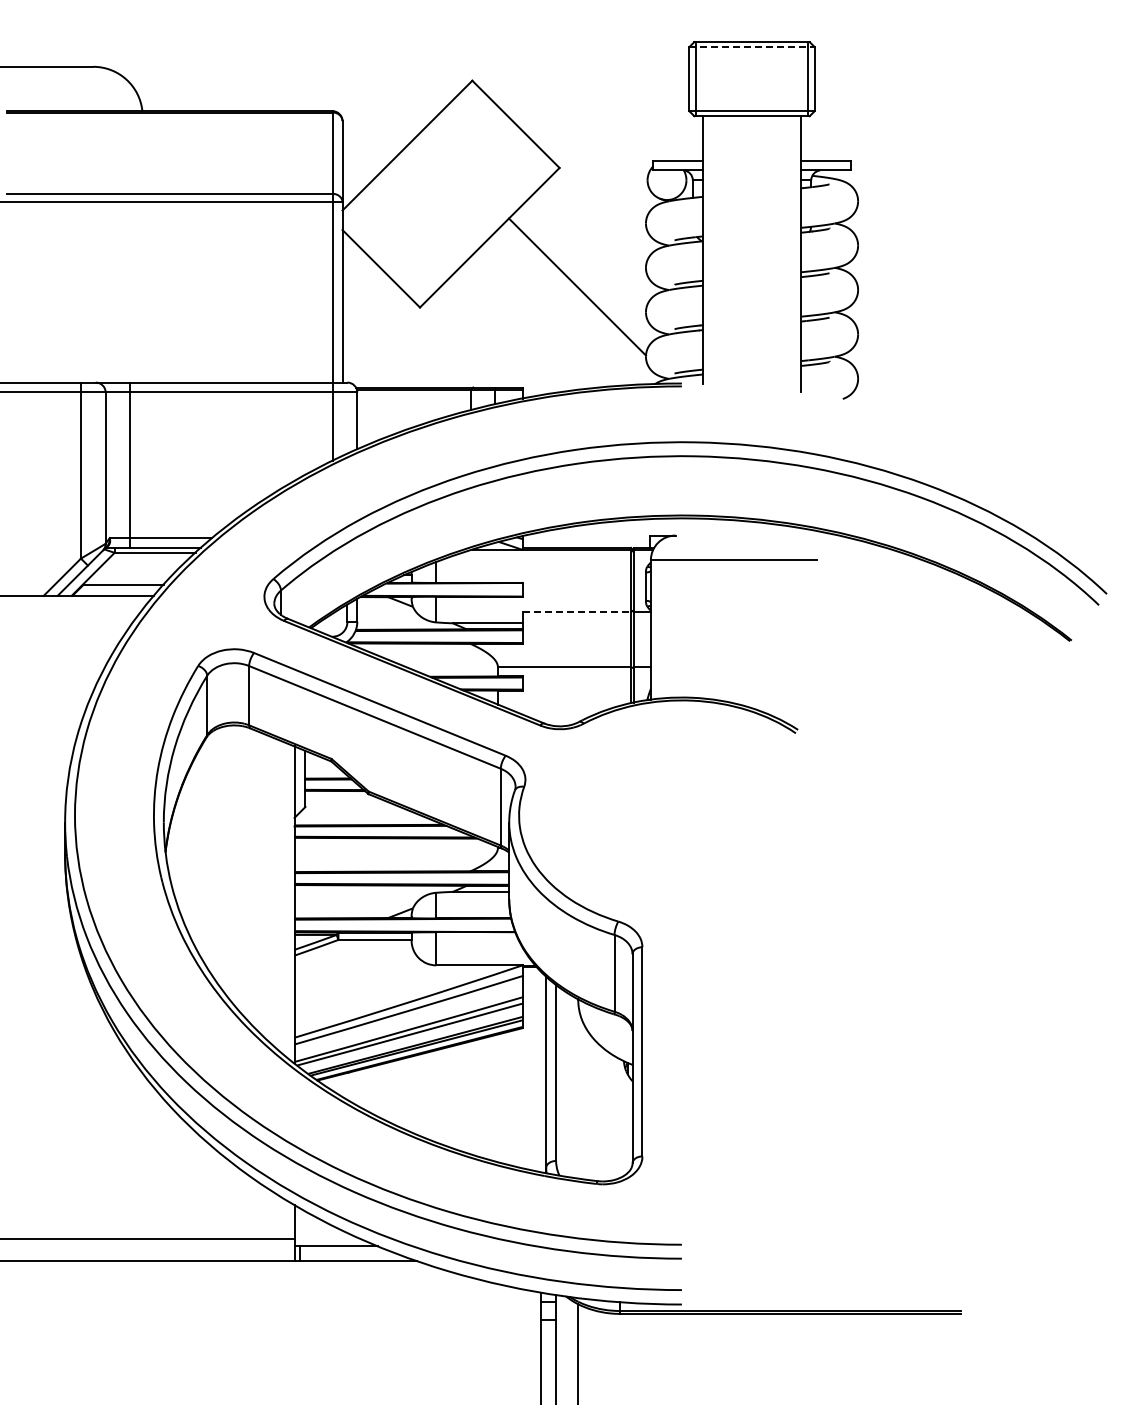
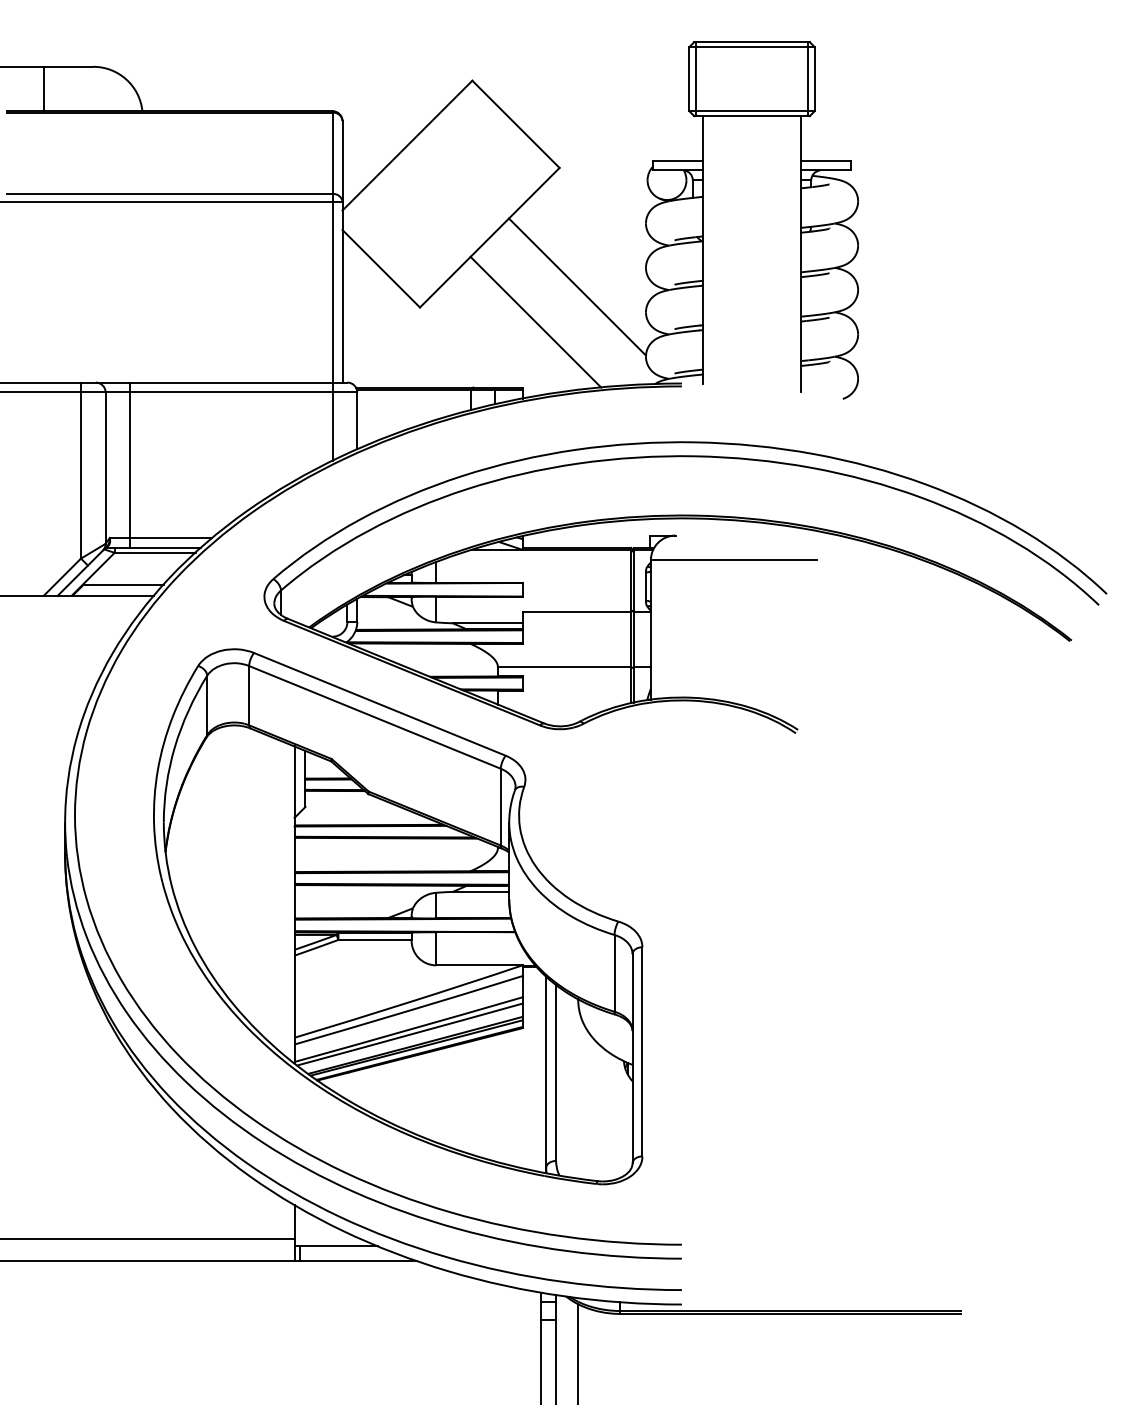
line: dashed -> solid (752, 47)
line: none -> present (43, 88)
line: none -> present (535, 321)
line: dashed -> solid (577, 612)
